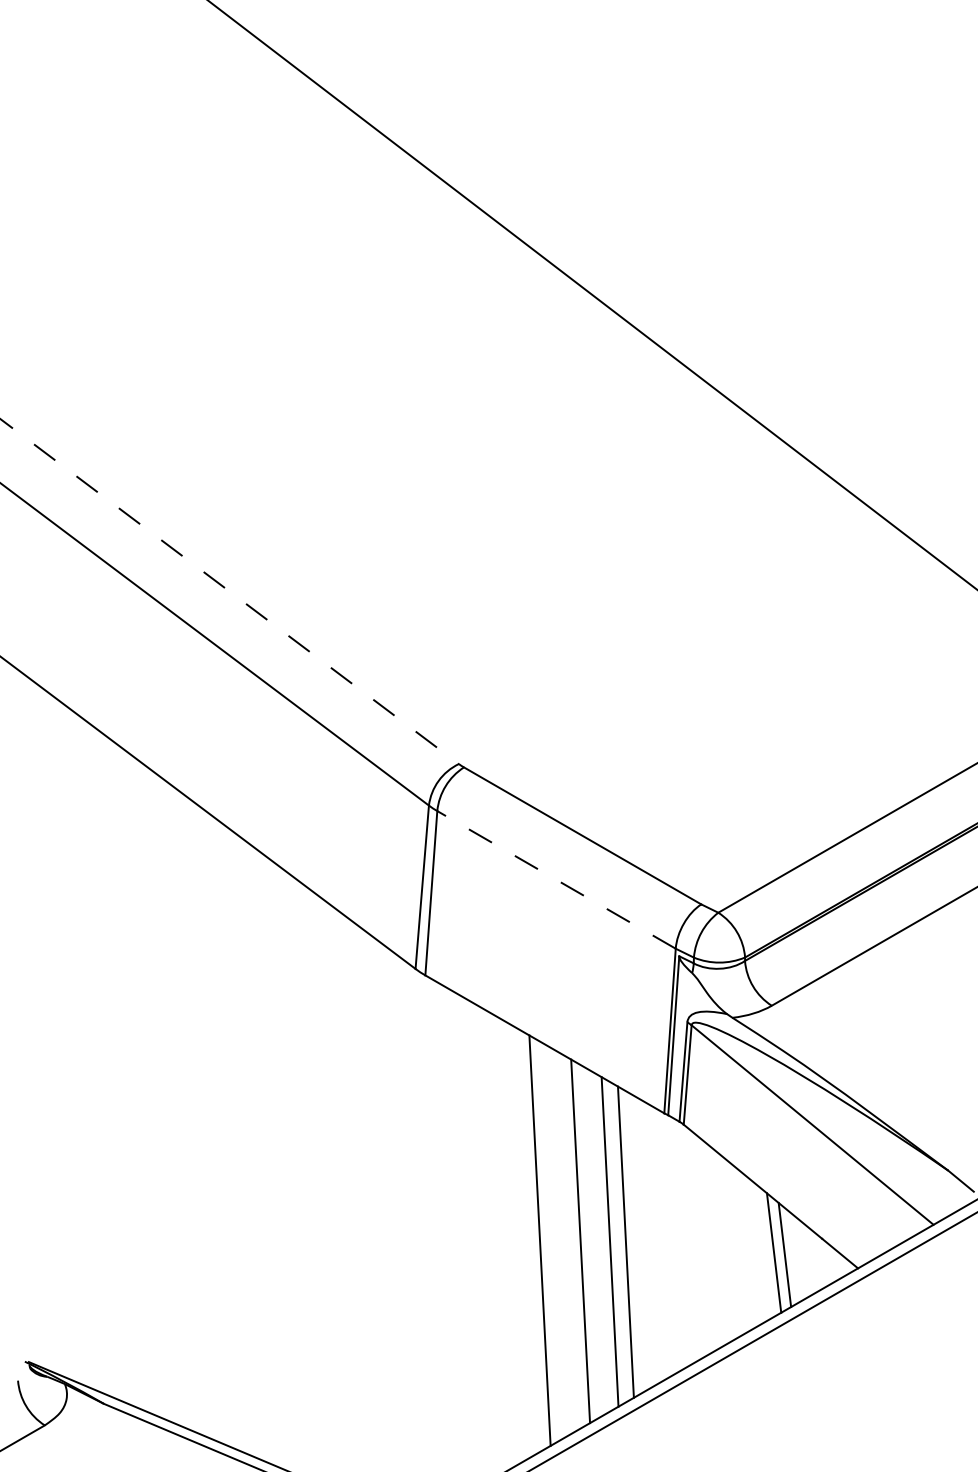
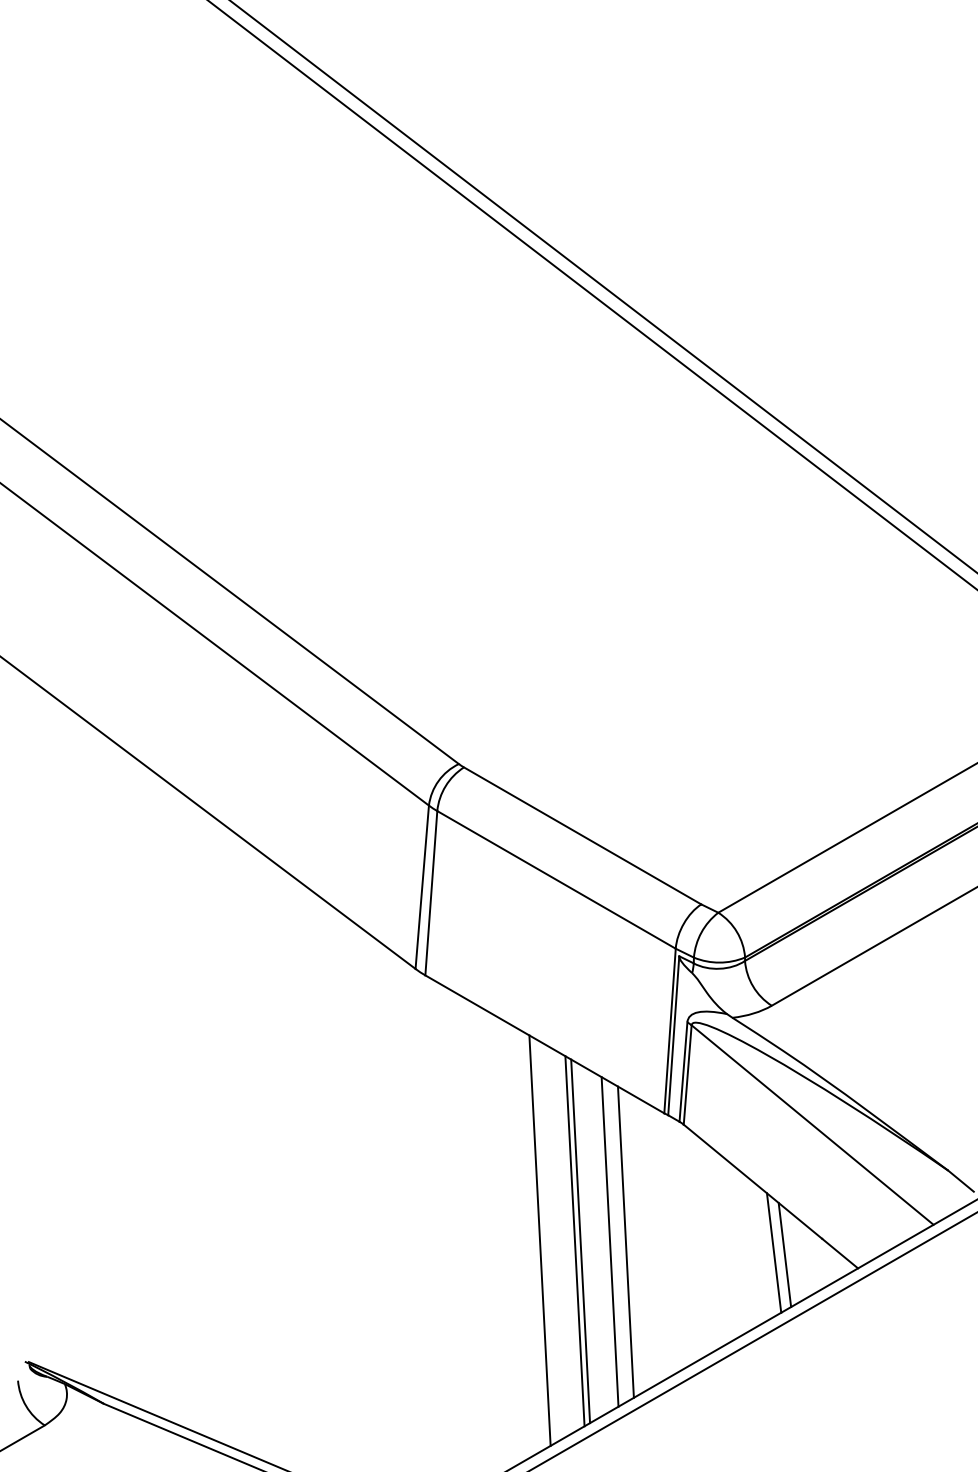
line: none -> present (603, 286)
line: dashed -> solid (229, 591)
line: dashed -> solid (556, 879)
line: none -> present (574, 1241)
